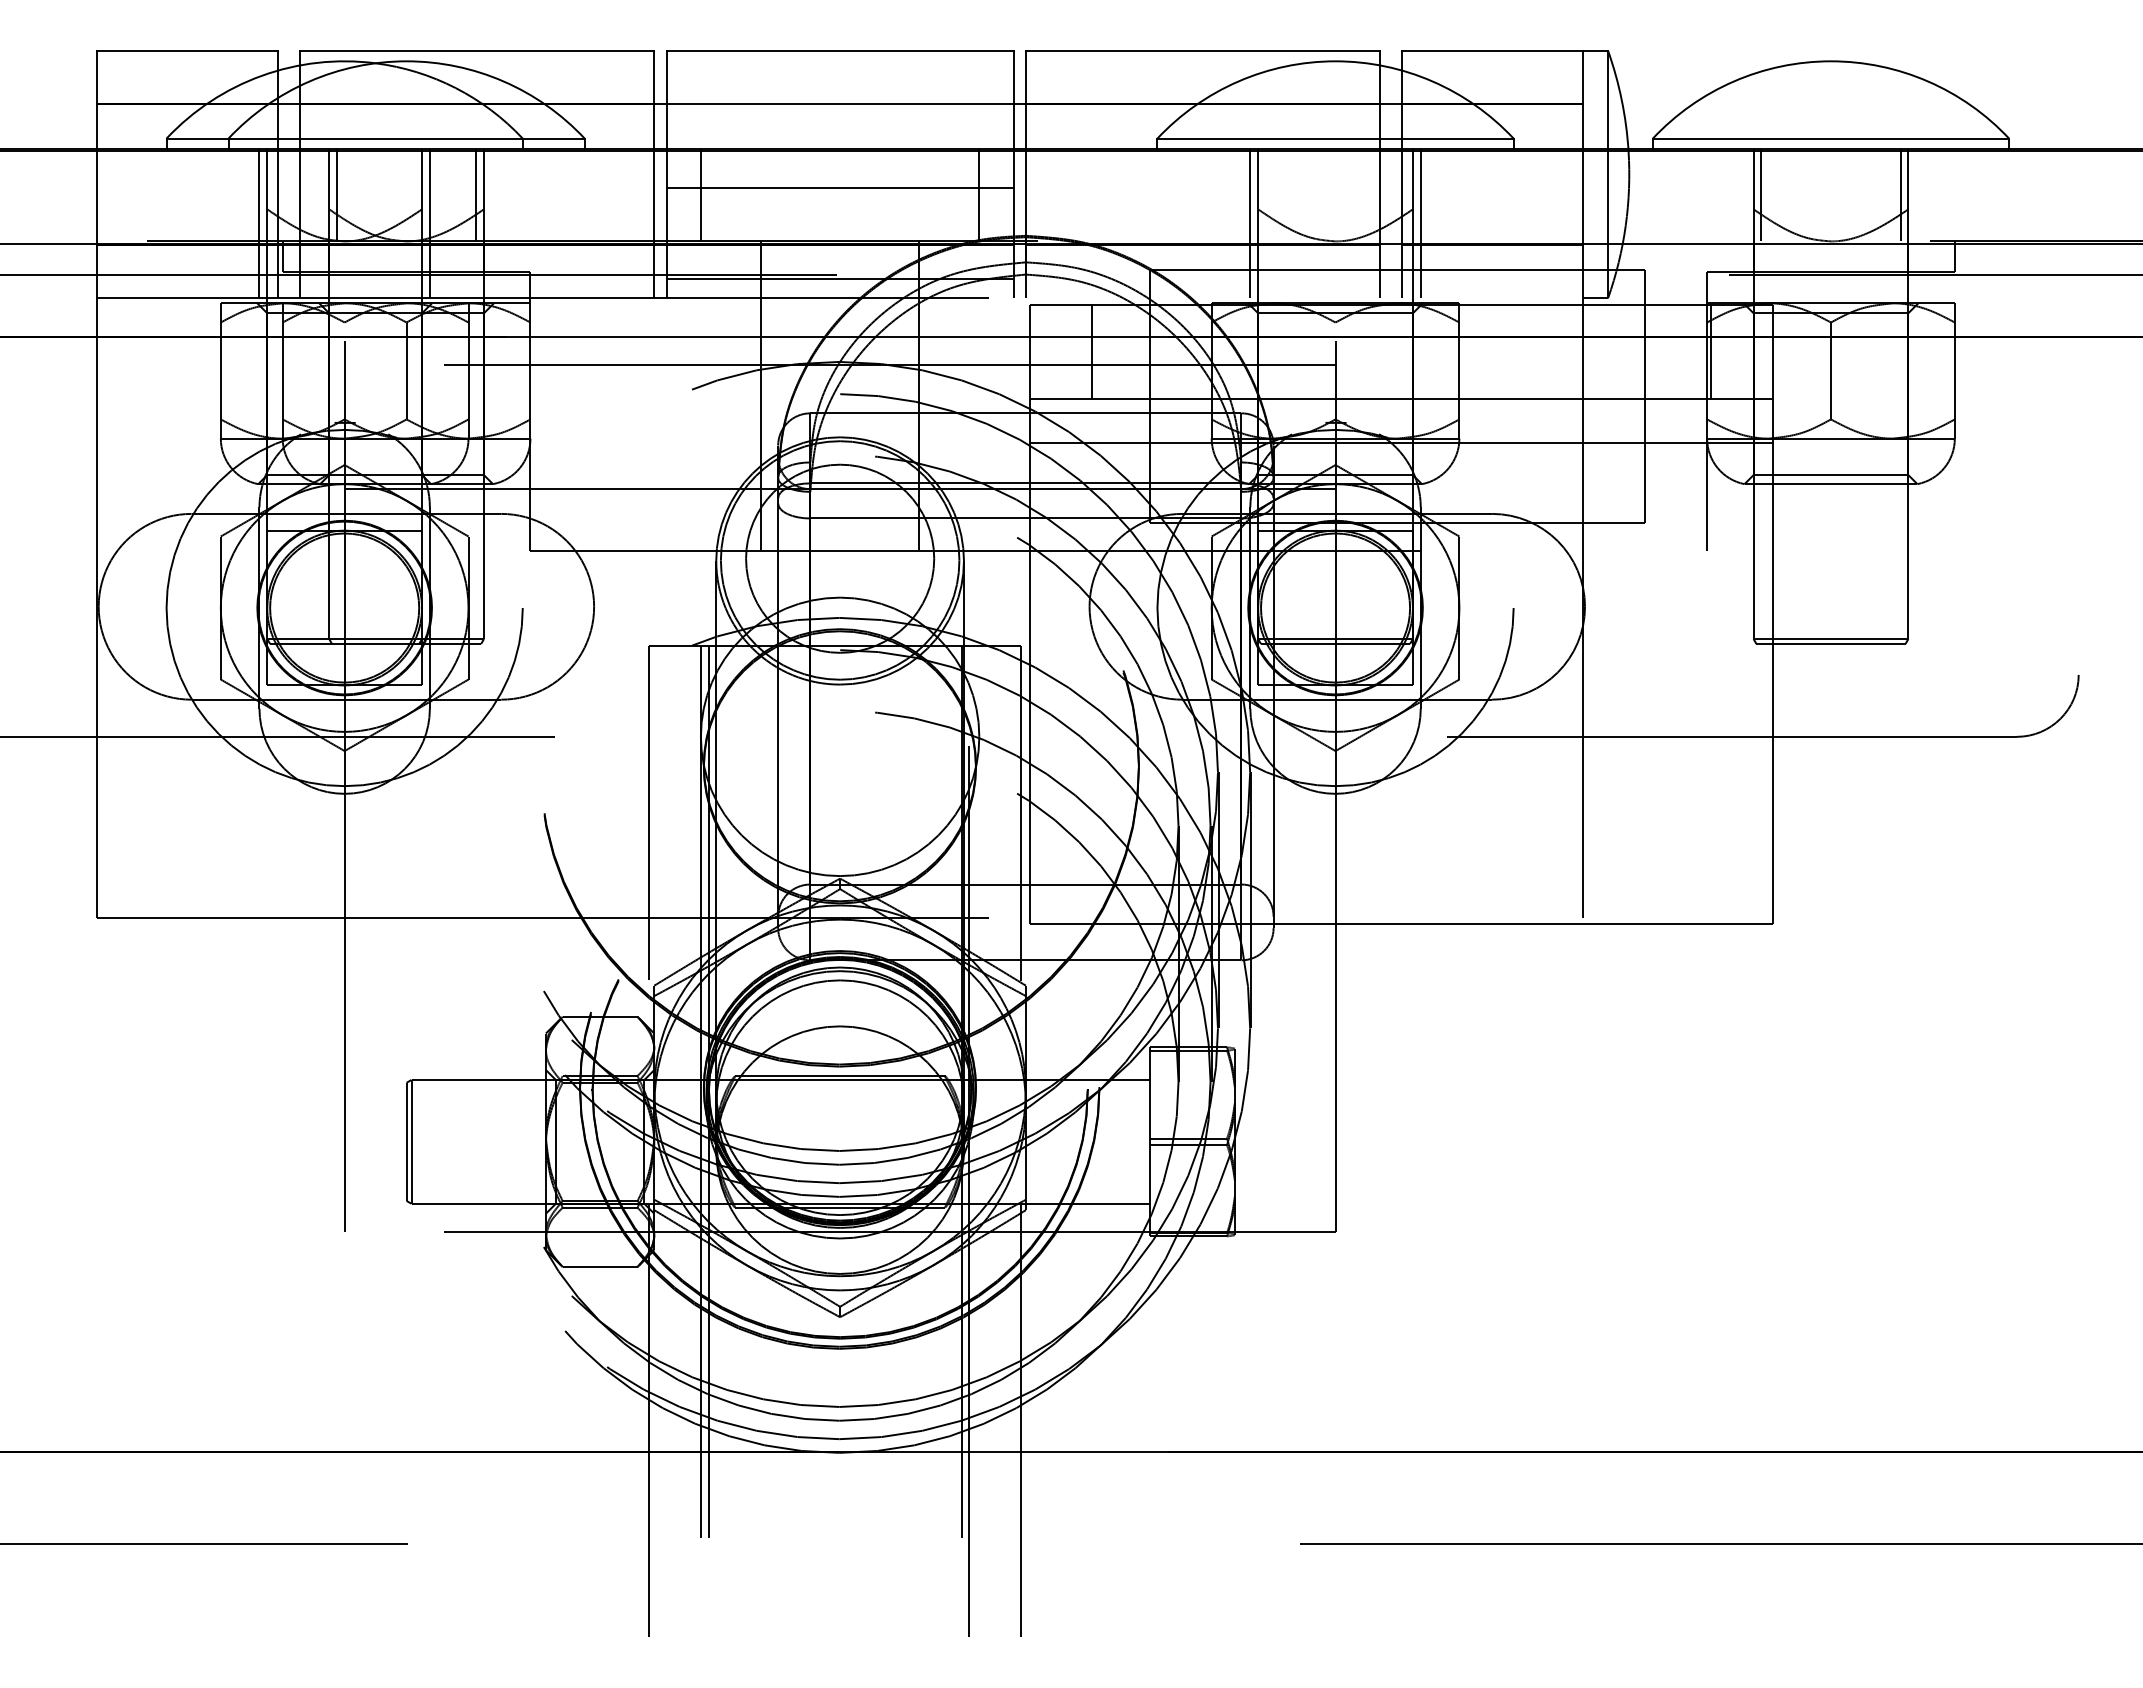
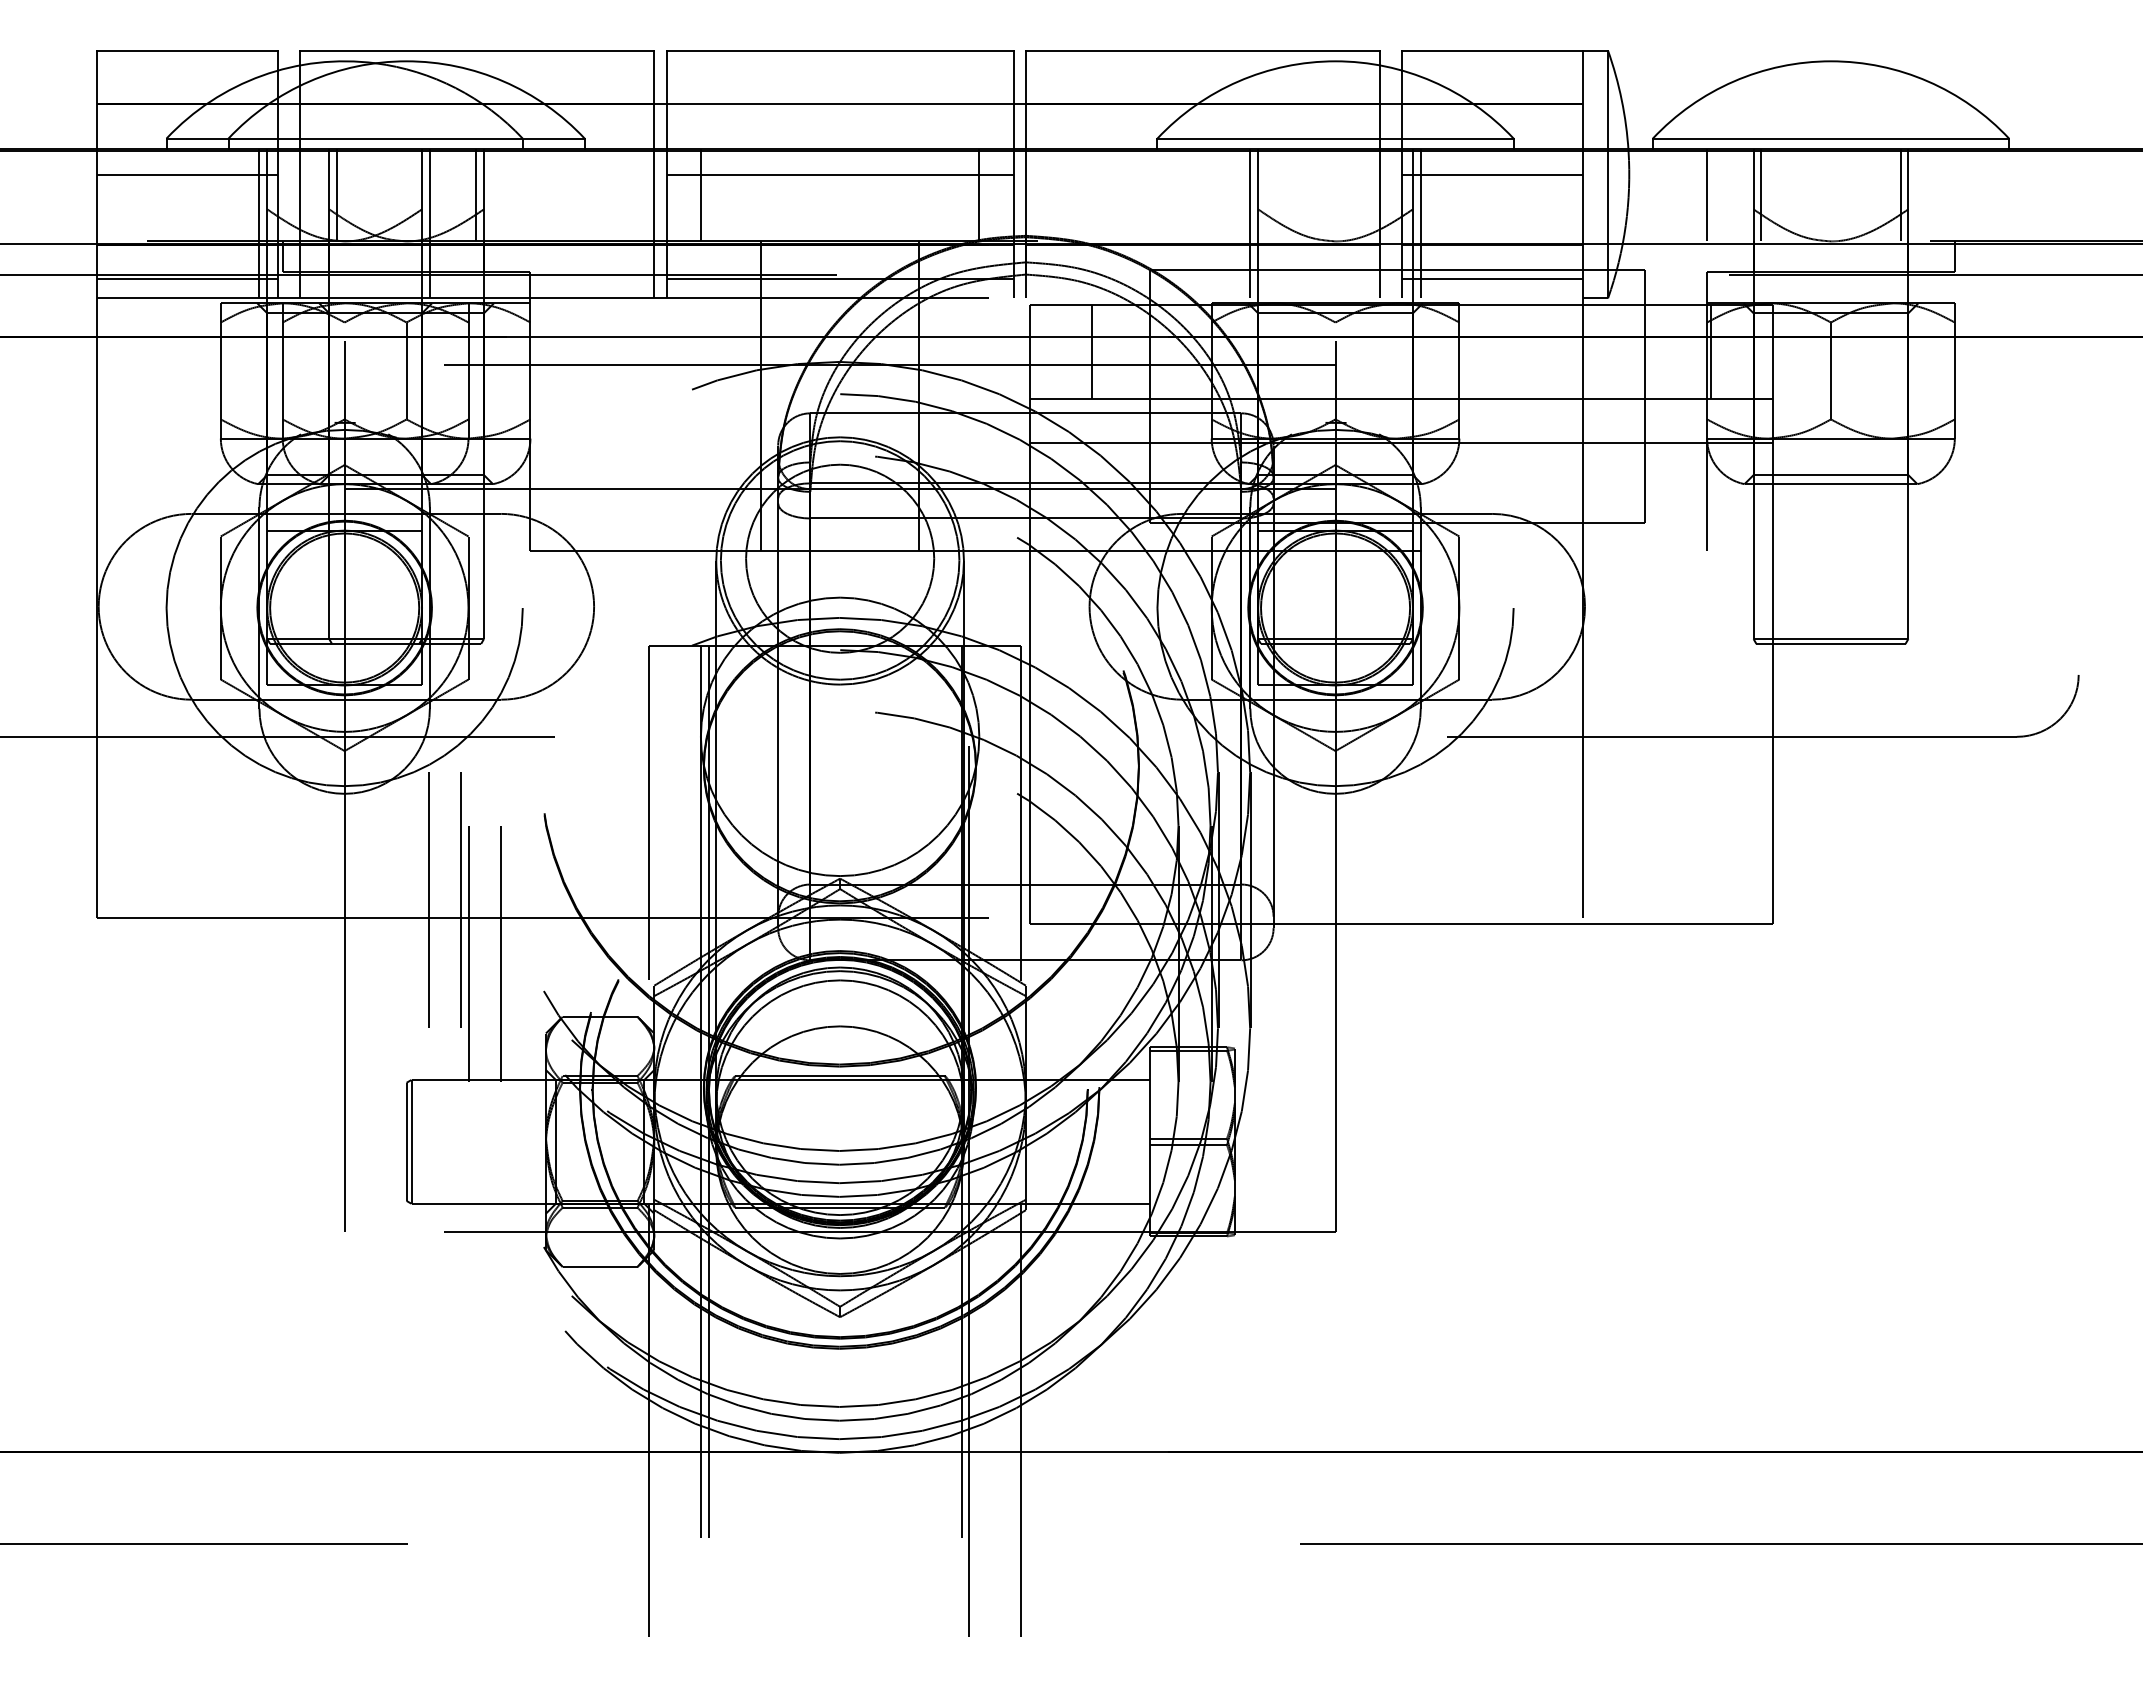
line: none -> present (186, 174)
line: none -> present (1492, 174)
line position: (839, 187) -> (839, 174) (839, 174)
line: none -> present (1707, 194)
line: none -> present (186, 278)
line: none -> present (1492, 278)
line: none -> present (428, 900)
line: none -> present (461, 900)
line: none -> present (468, 953)
line: none -> present (500, 953)
